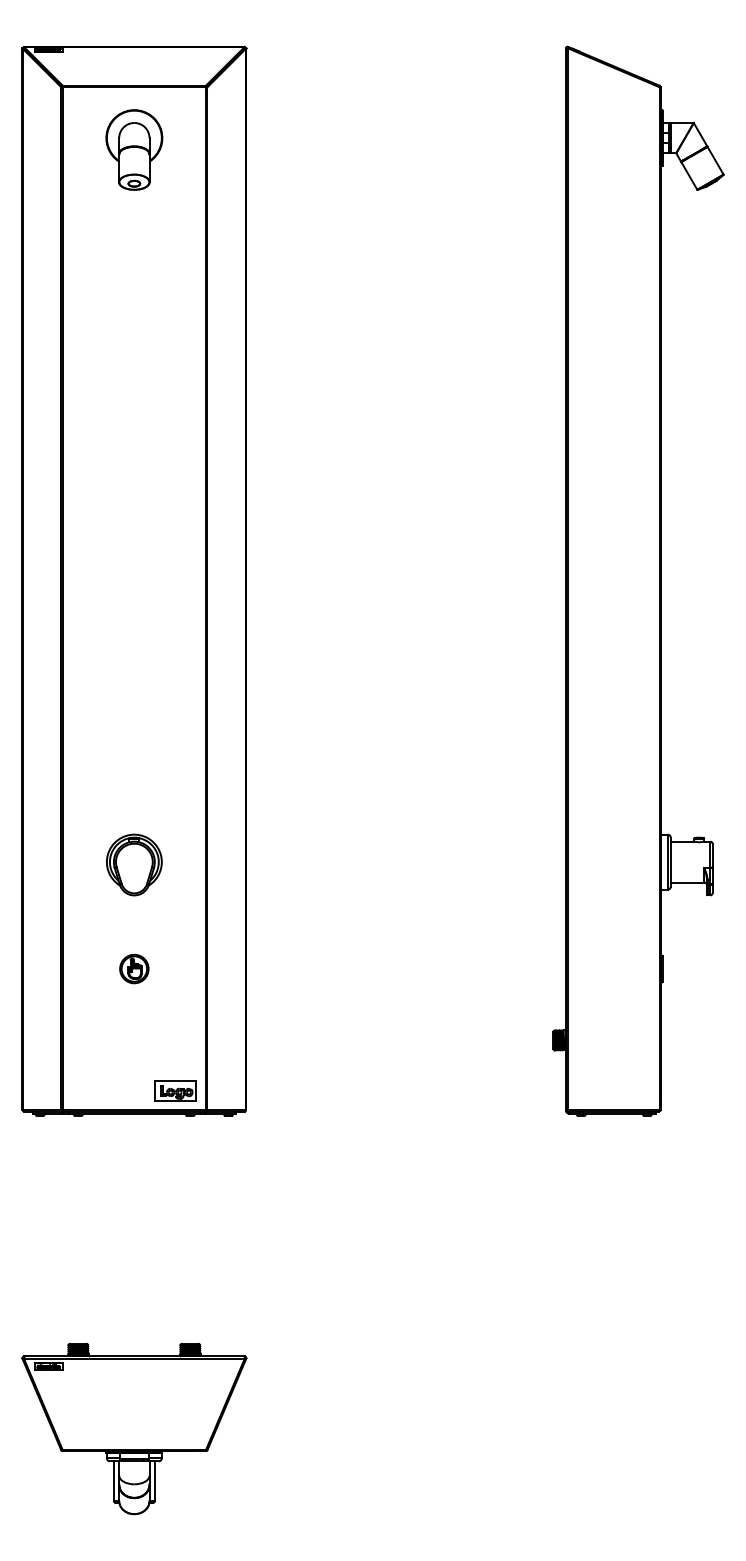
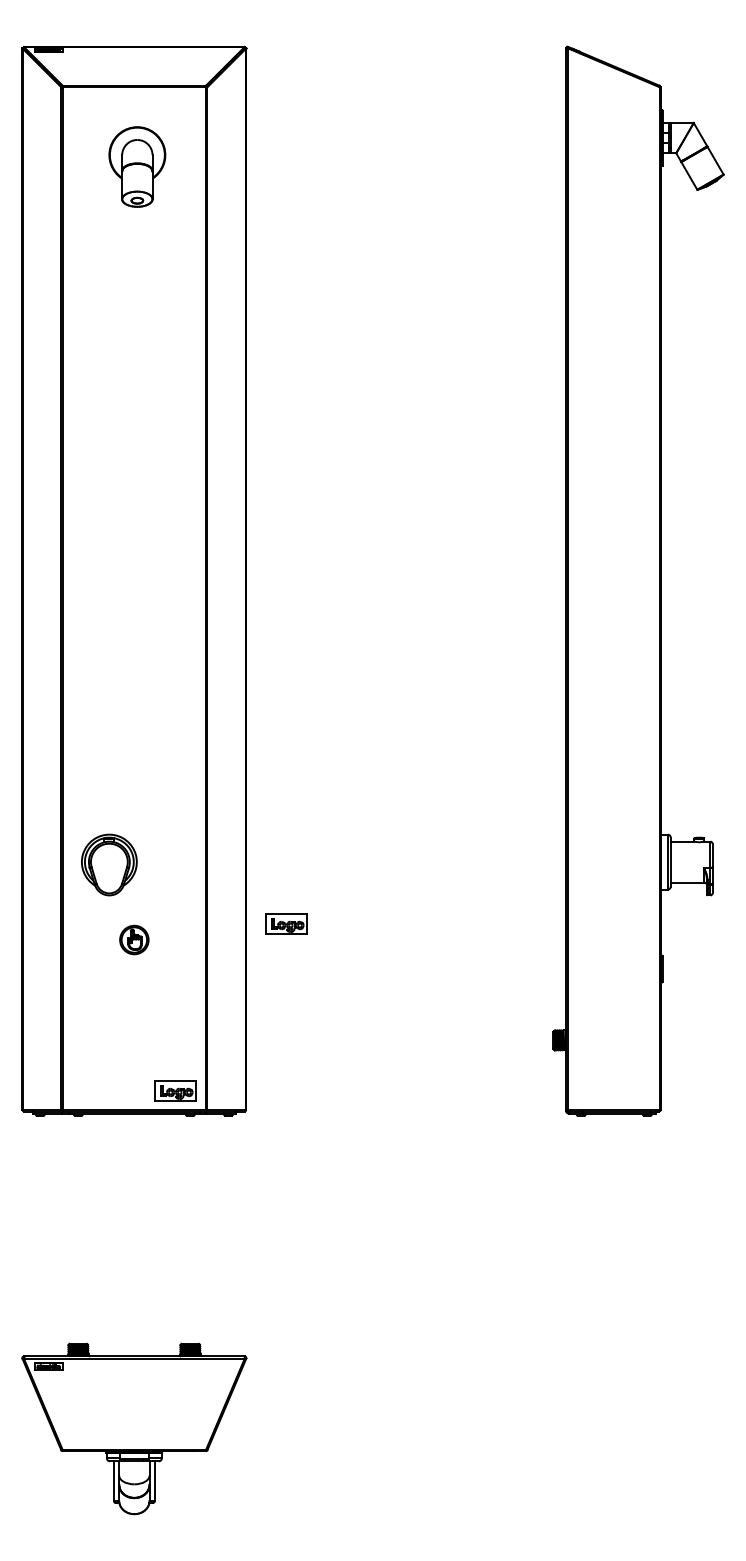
part position: (134, 149) -> (137, 166) (137, 166)
part position: (134, 864) -> (109, 864) (109, 864)
part: none -> present (286, 923)
part position: (134, 968) -> (134, 939) (134, 939)
